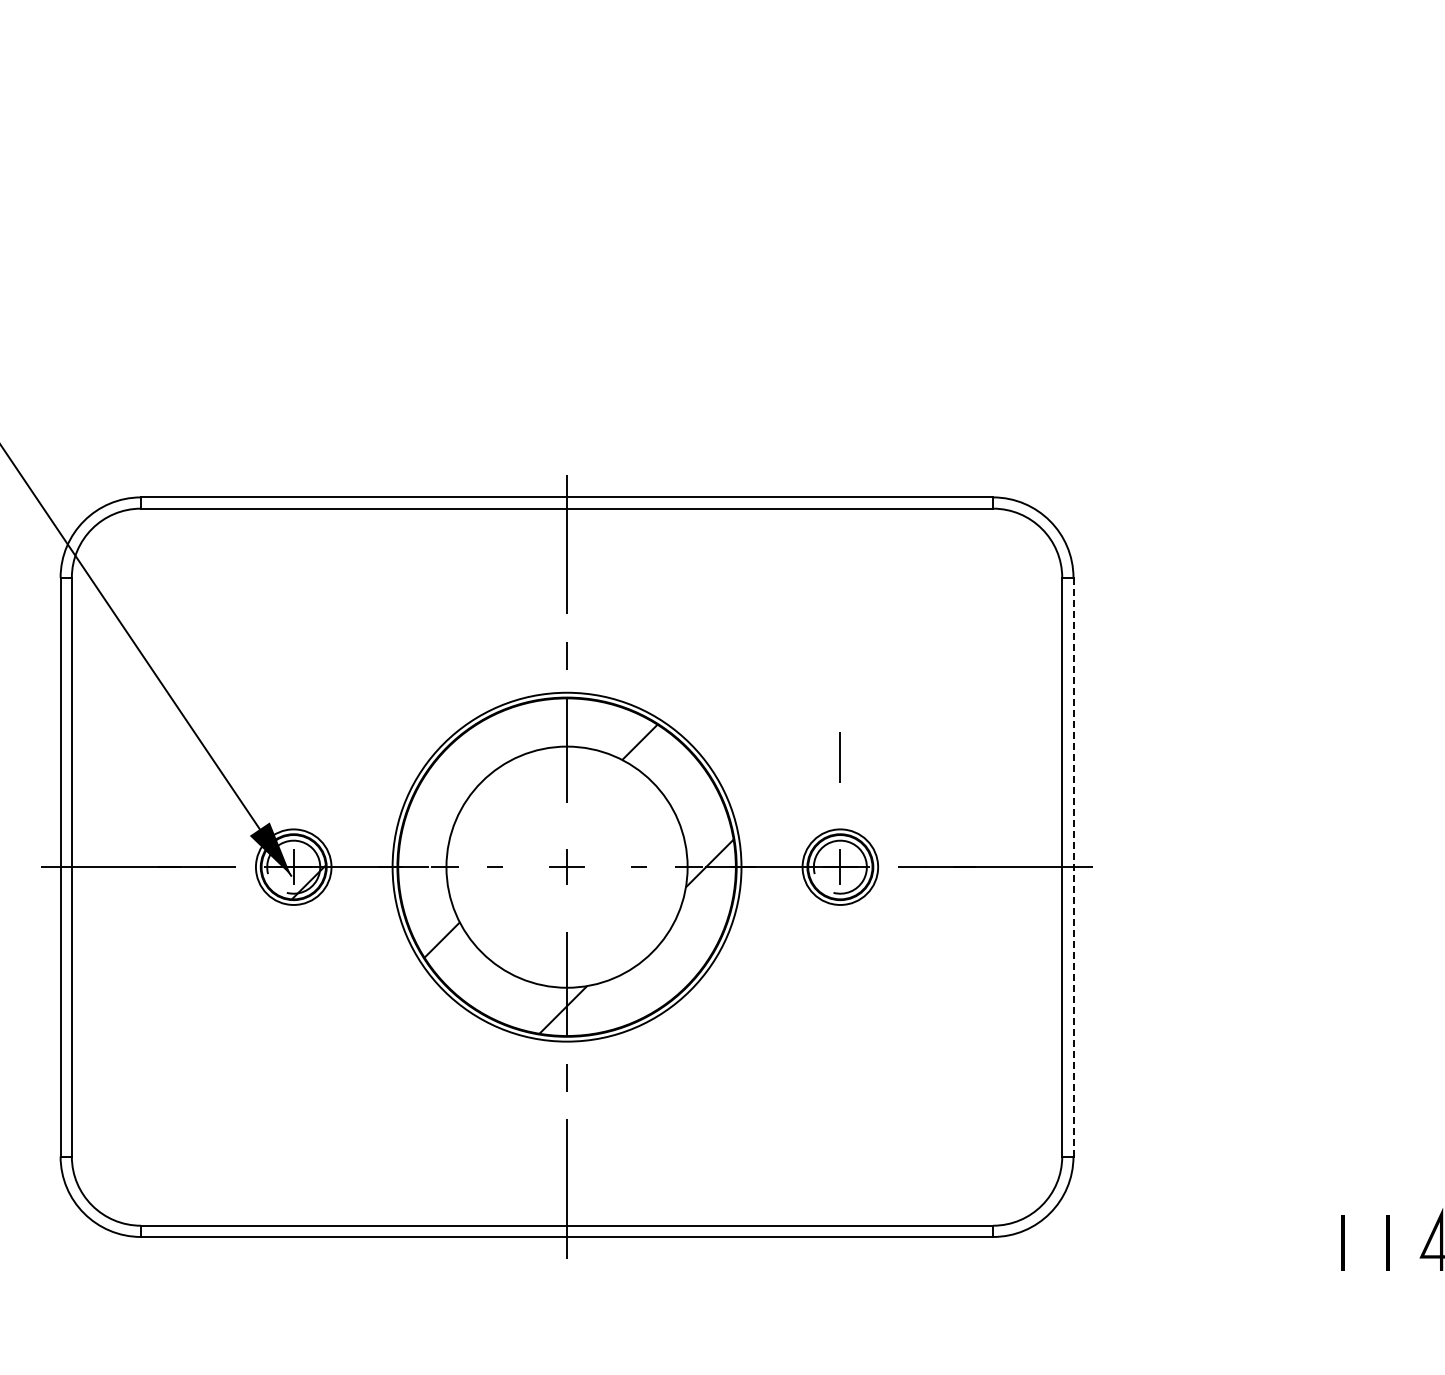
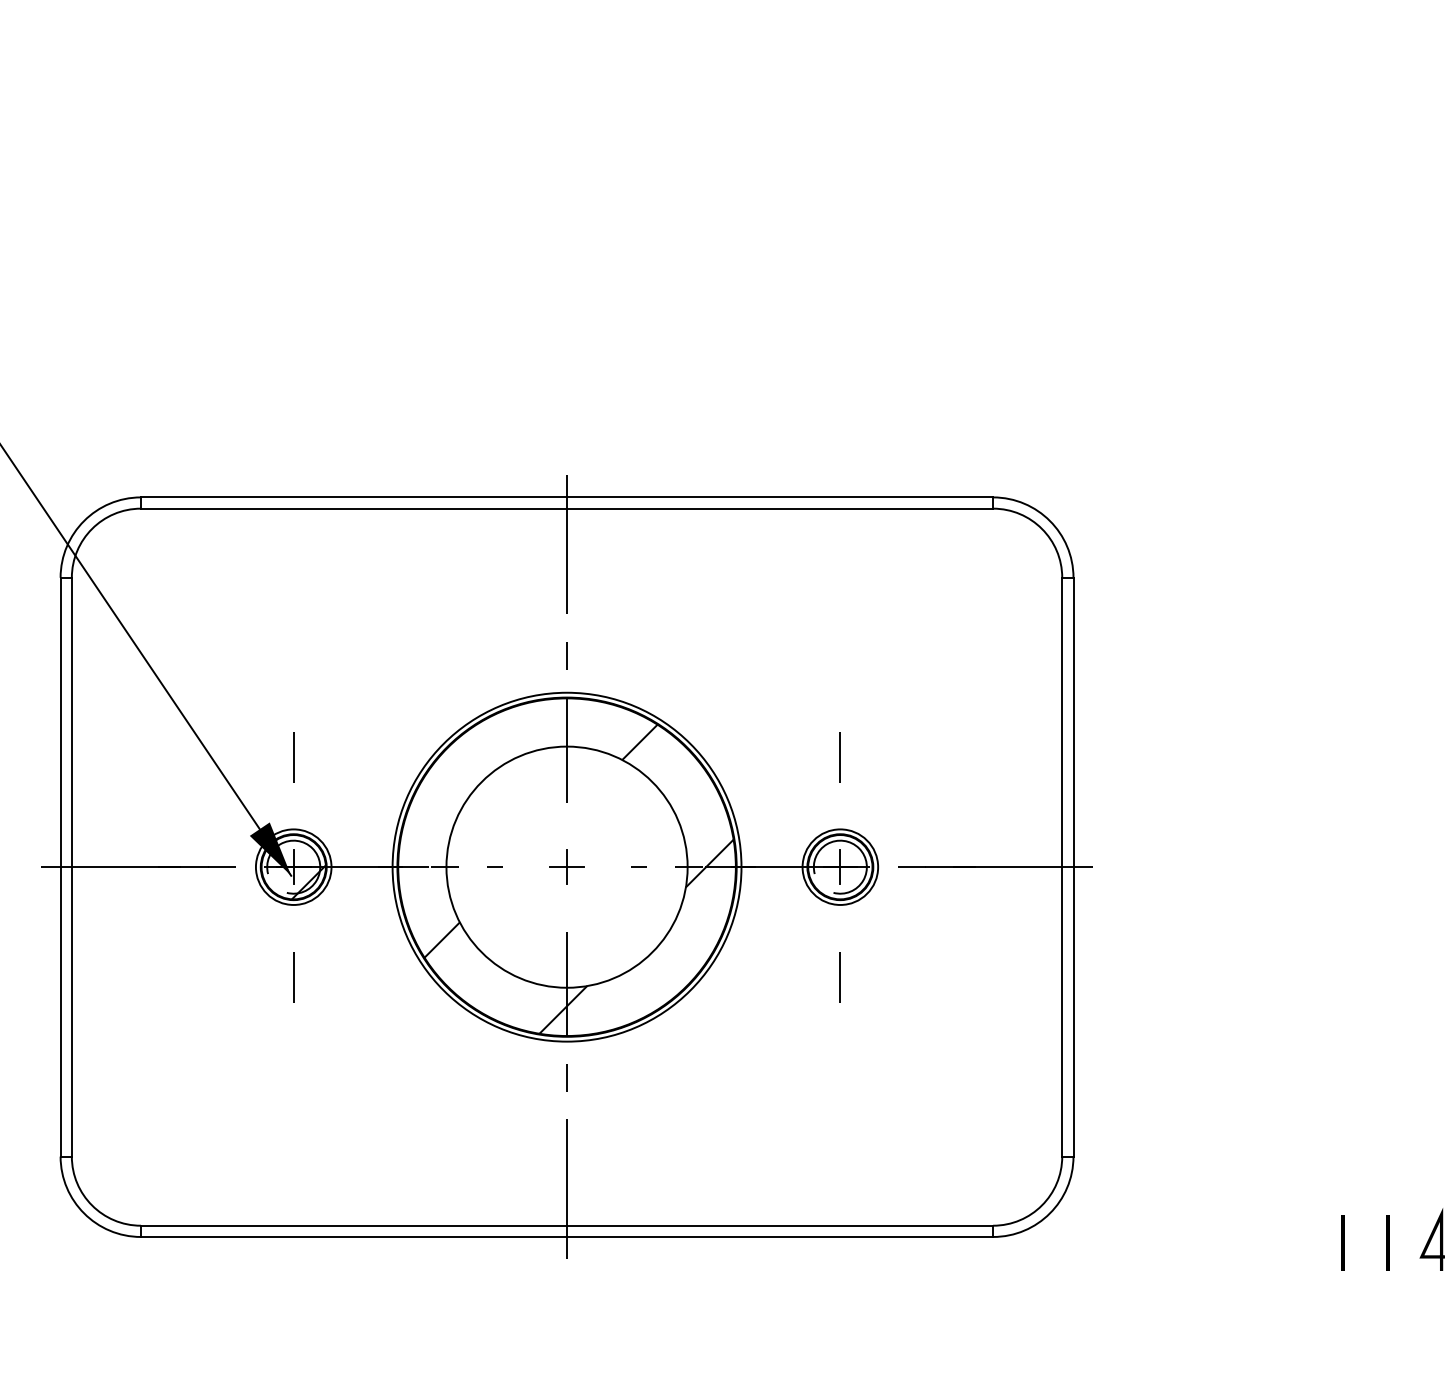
line: none -> present (293, 757)
line: dashed -> solid (1073, 866)
line: none -> present (840, 976)
line: none -> present (293, 977)
